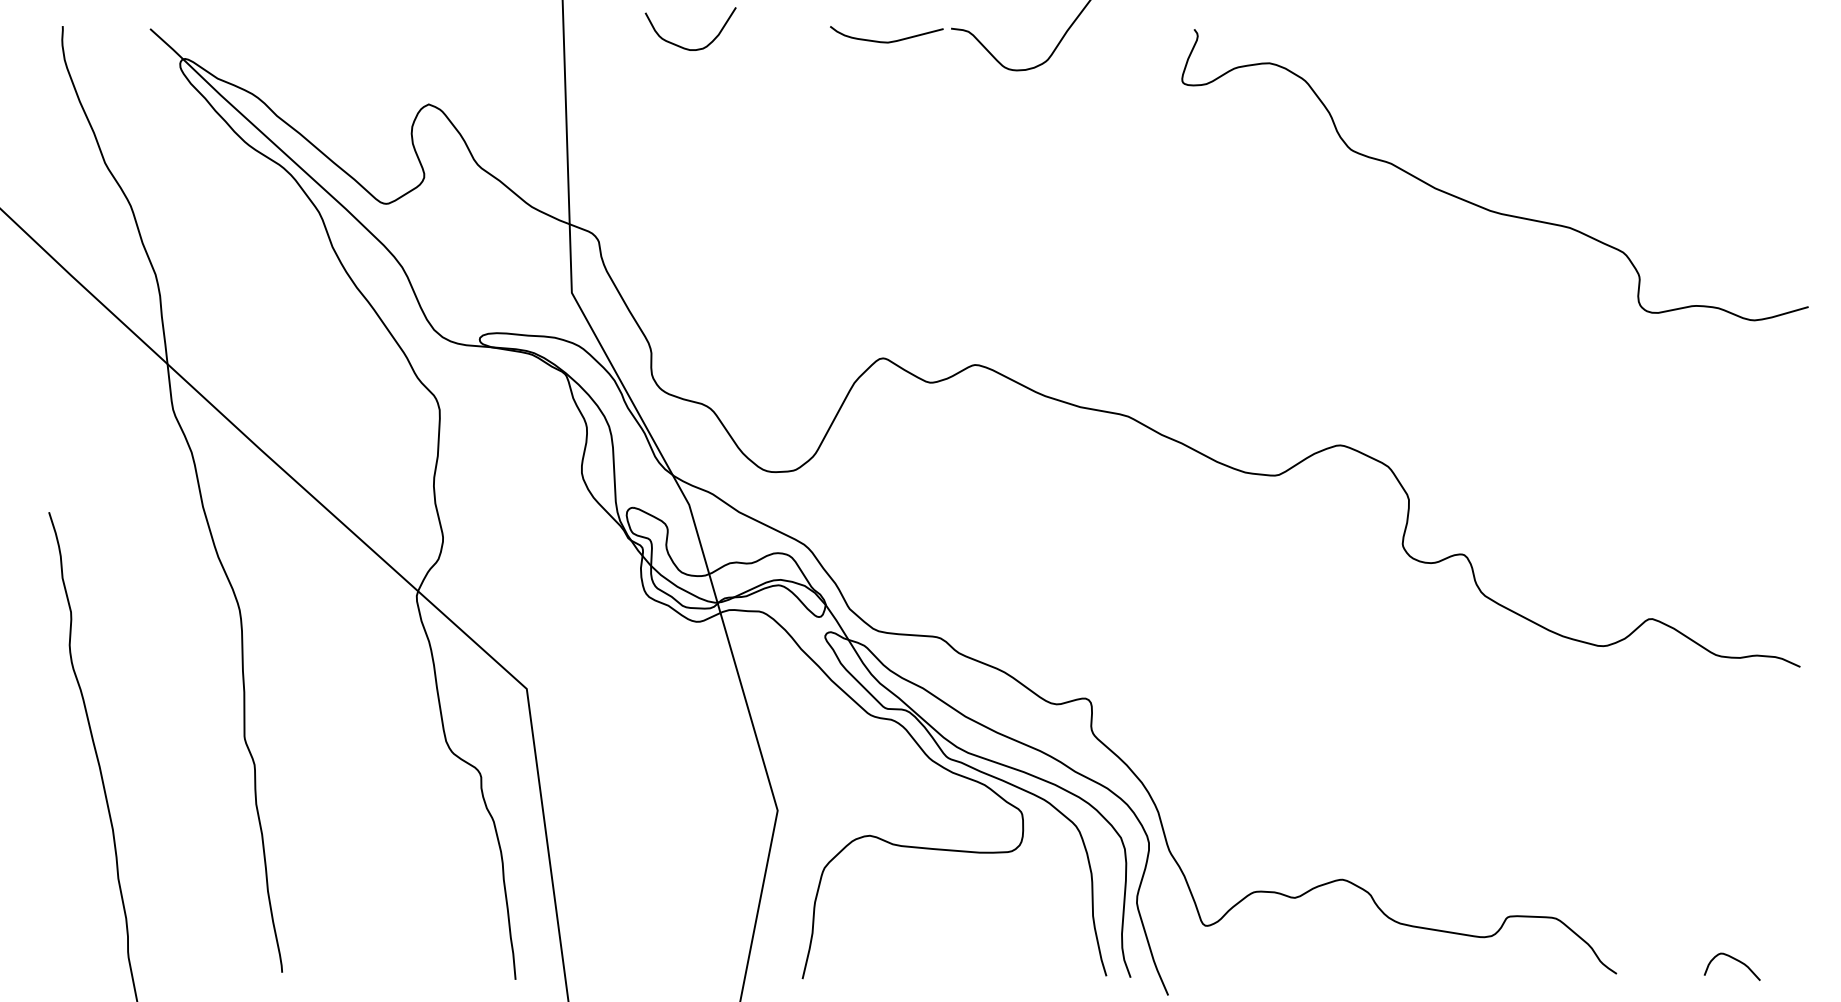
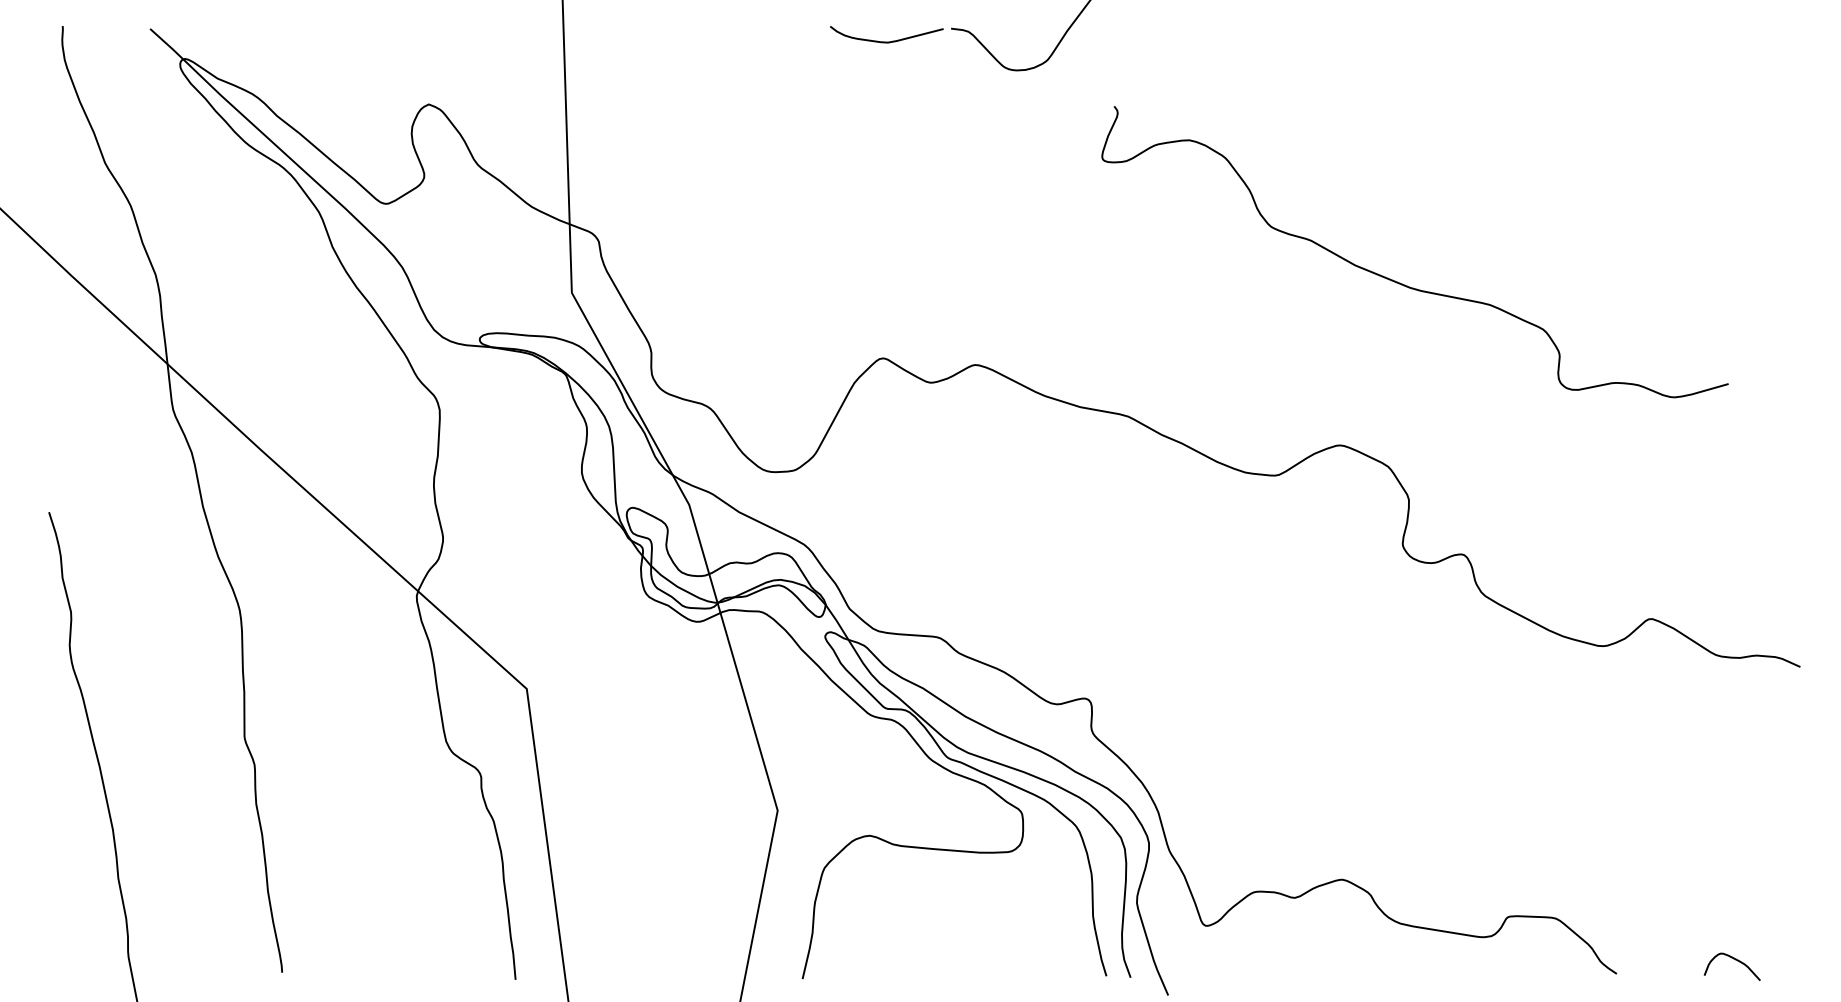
curve: present -> none (685, 47)
curve position: (1480, 205) -> (1400, 282) (1400, 282)
